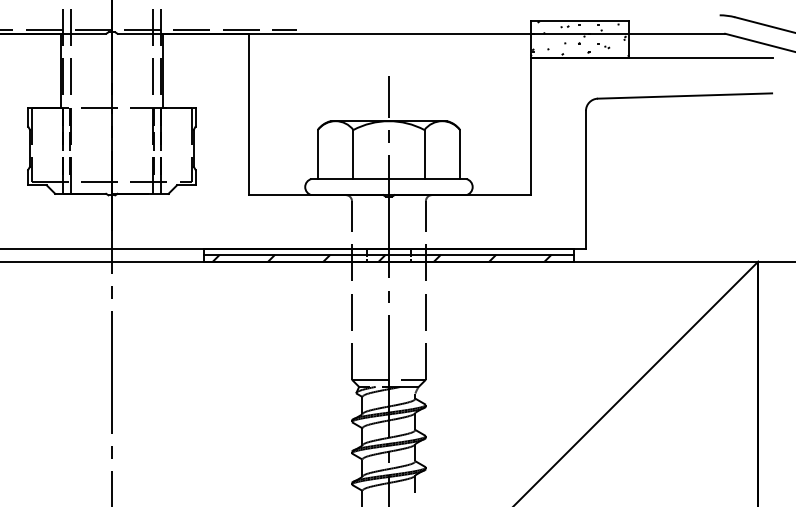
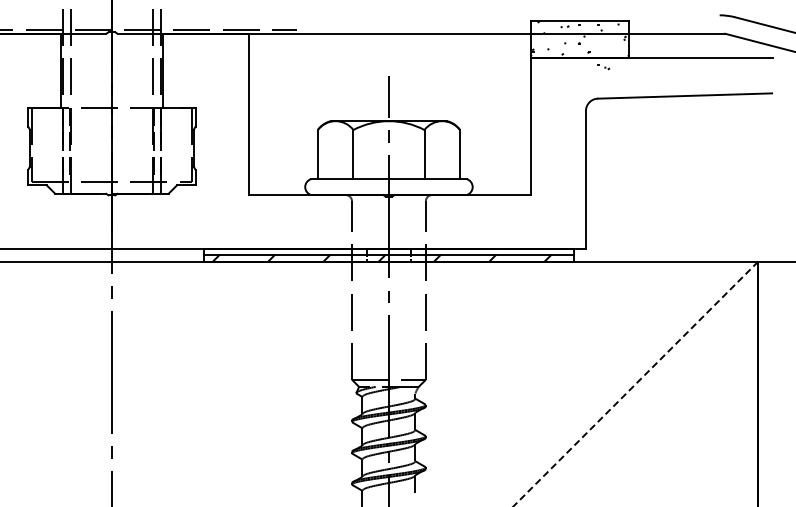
part position: (603, 46) -> (603, 67) (603, 67)
line: solid -> dashed (635, 384)
